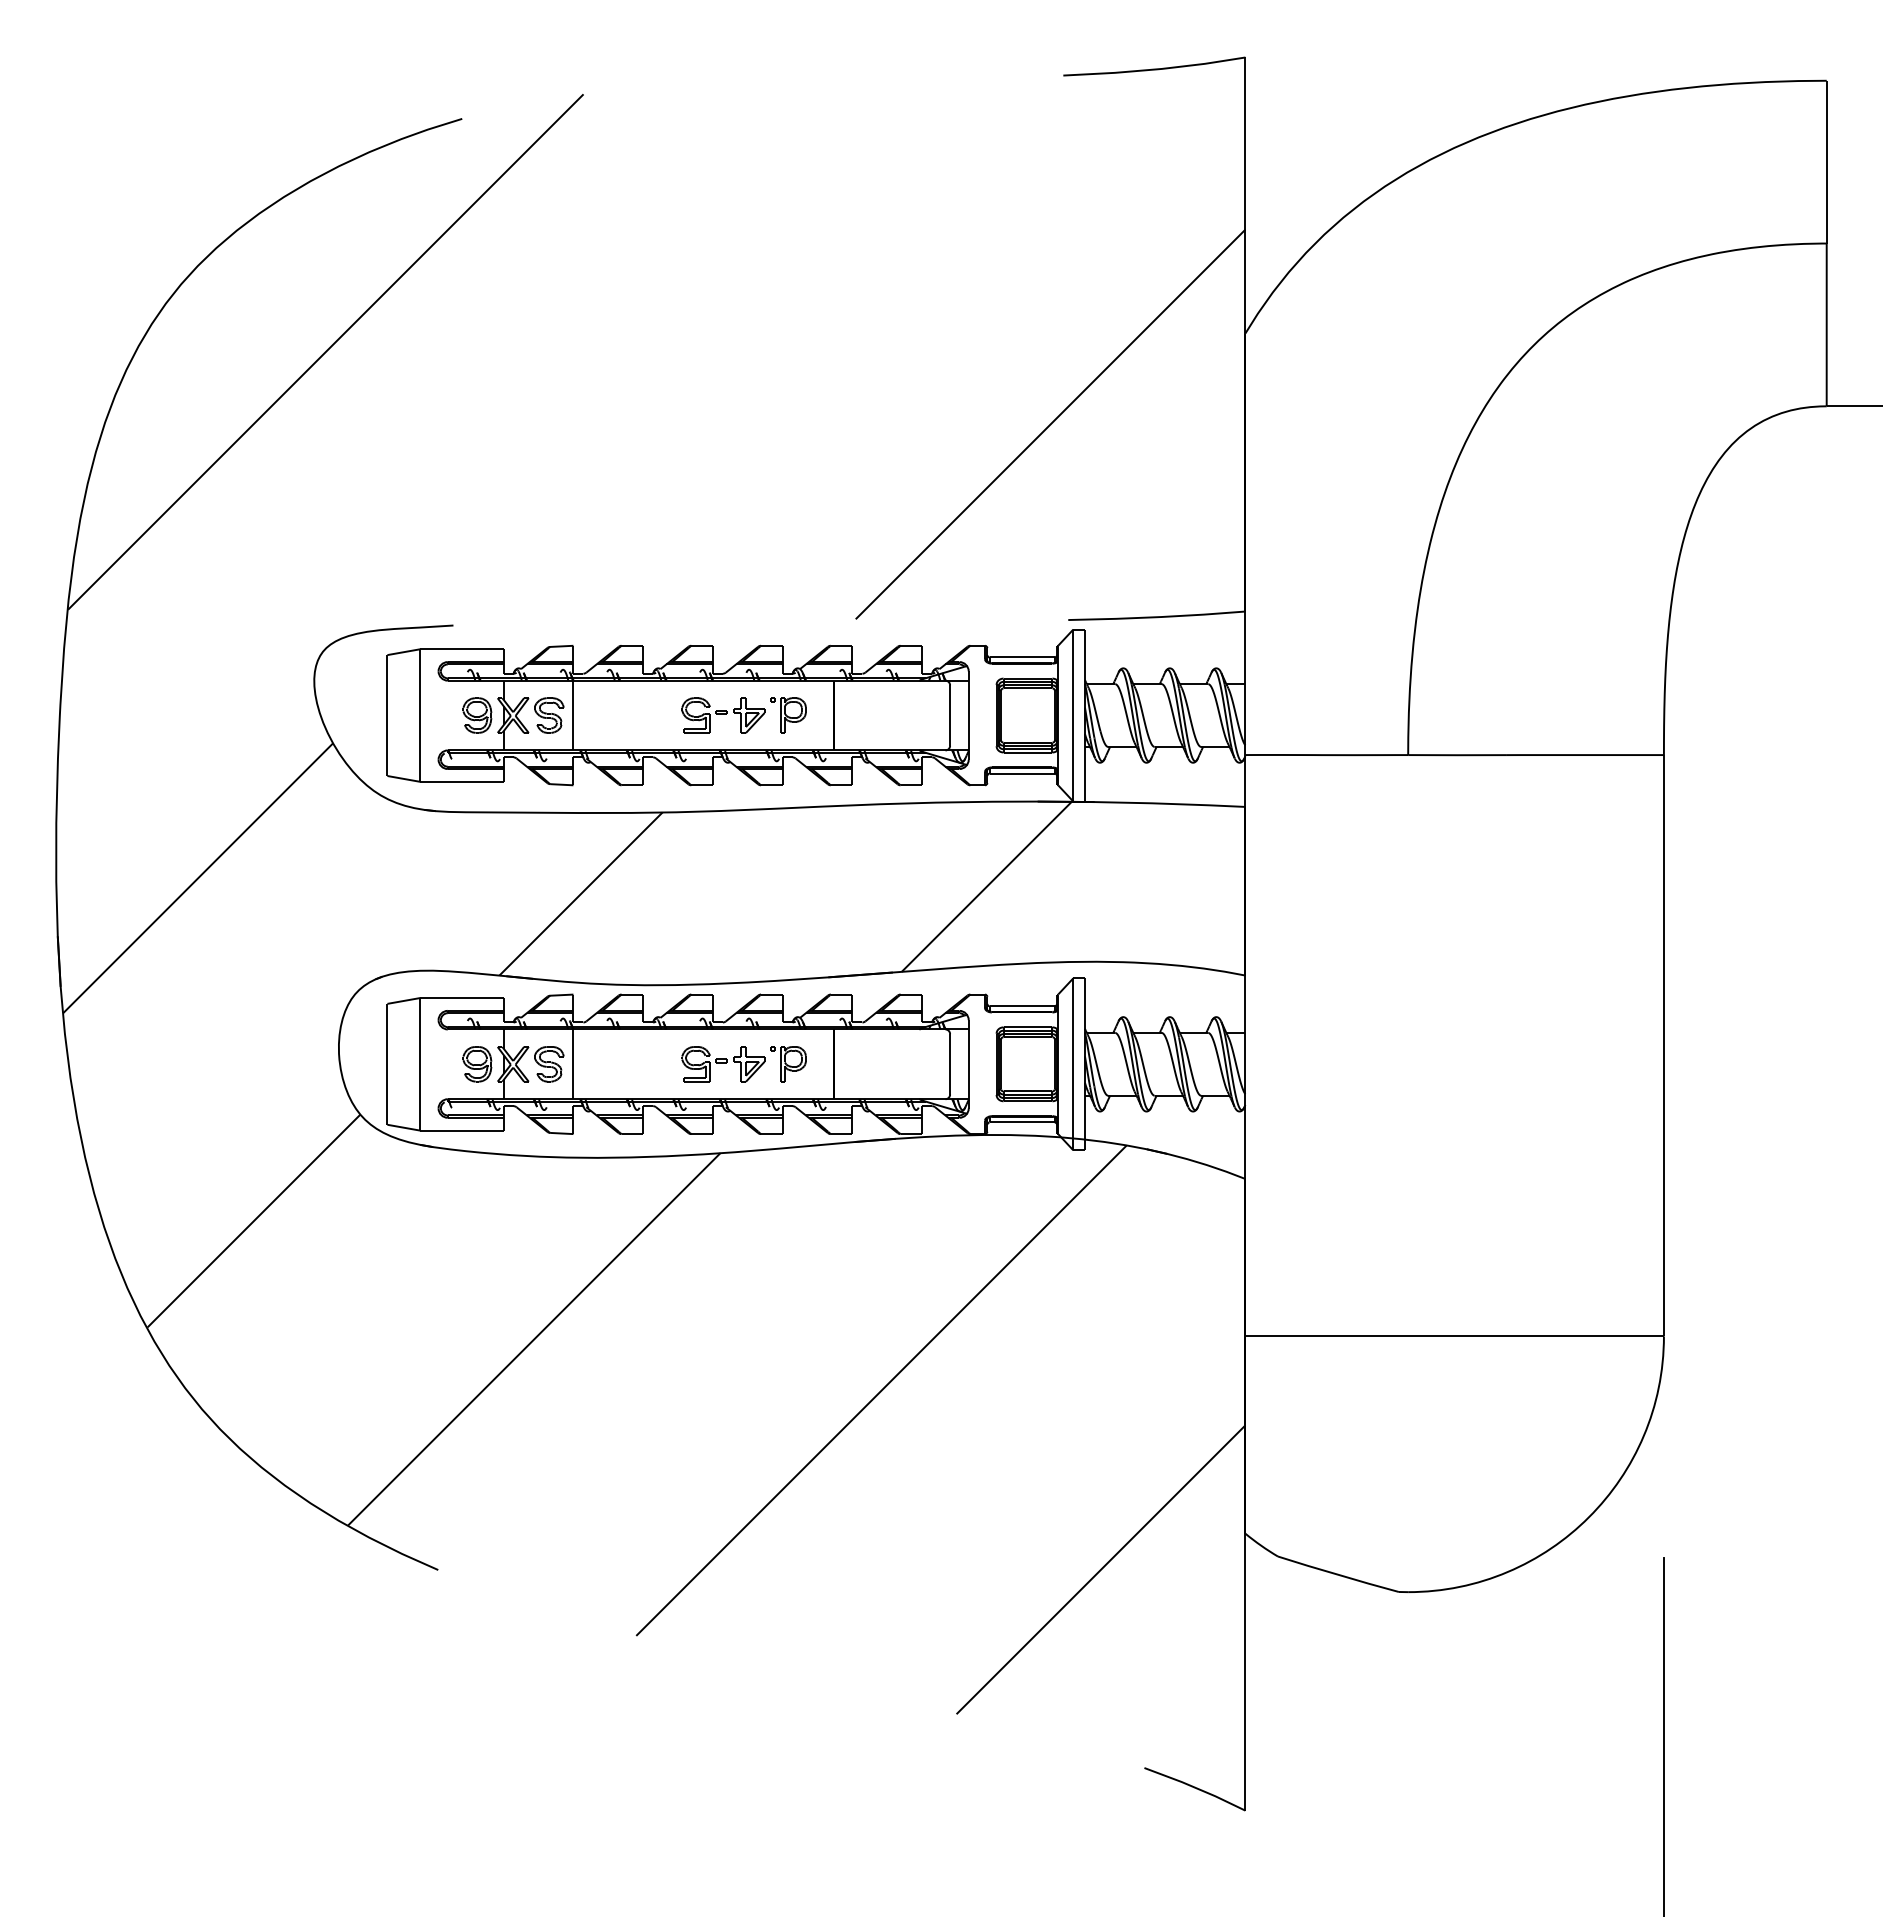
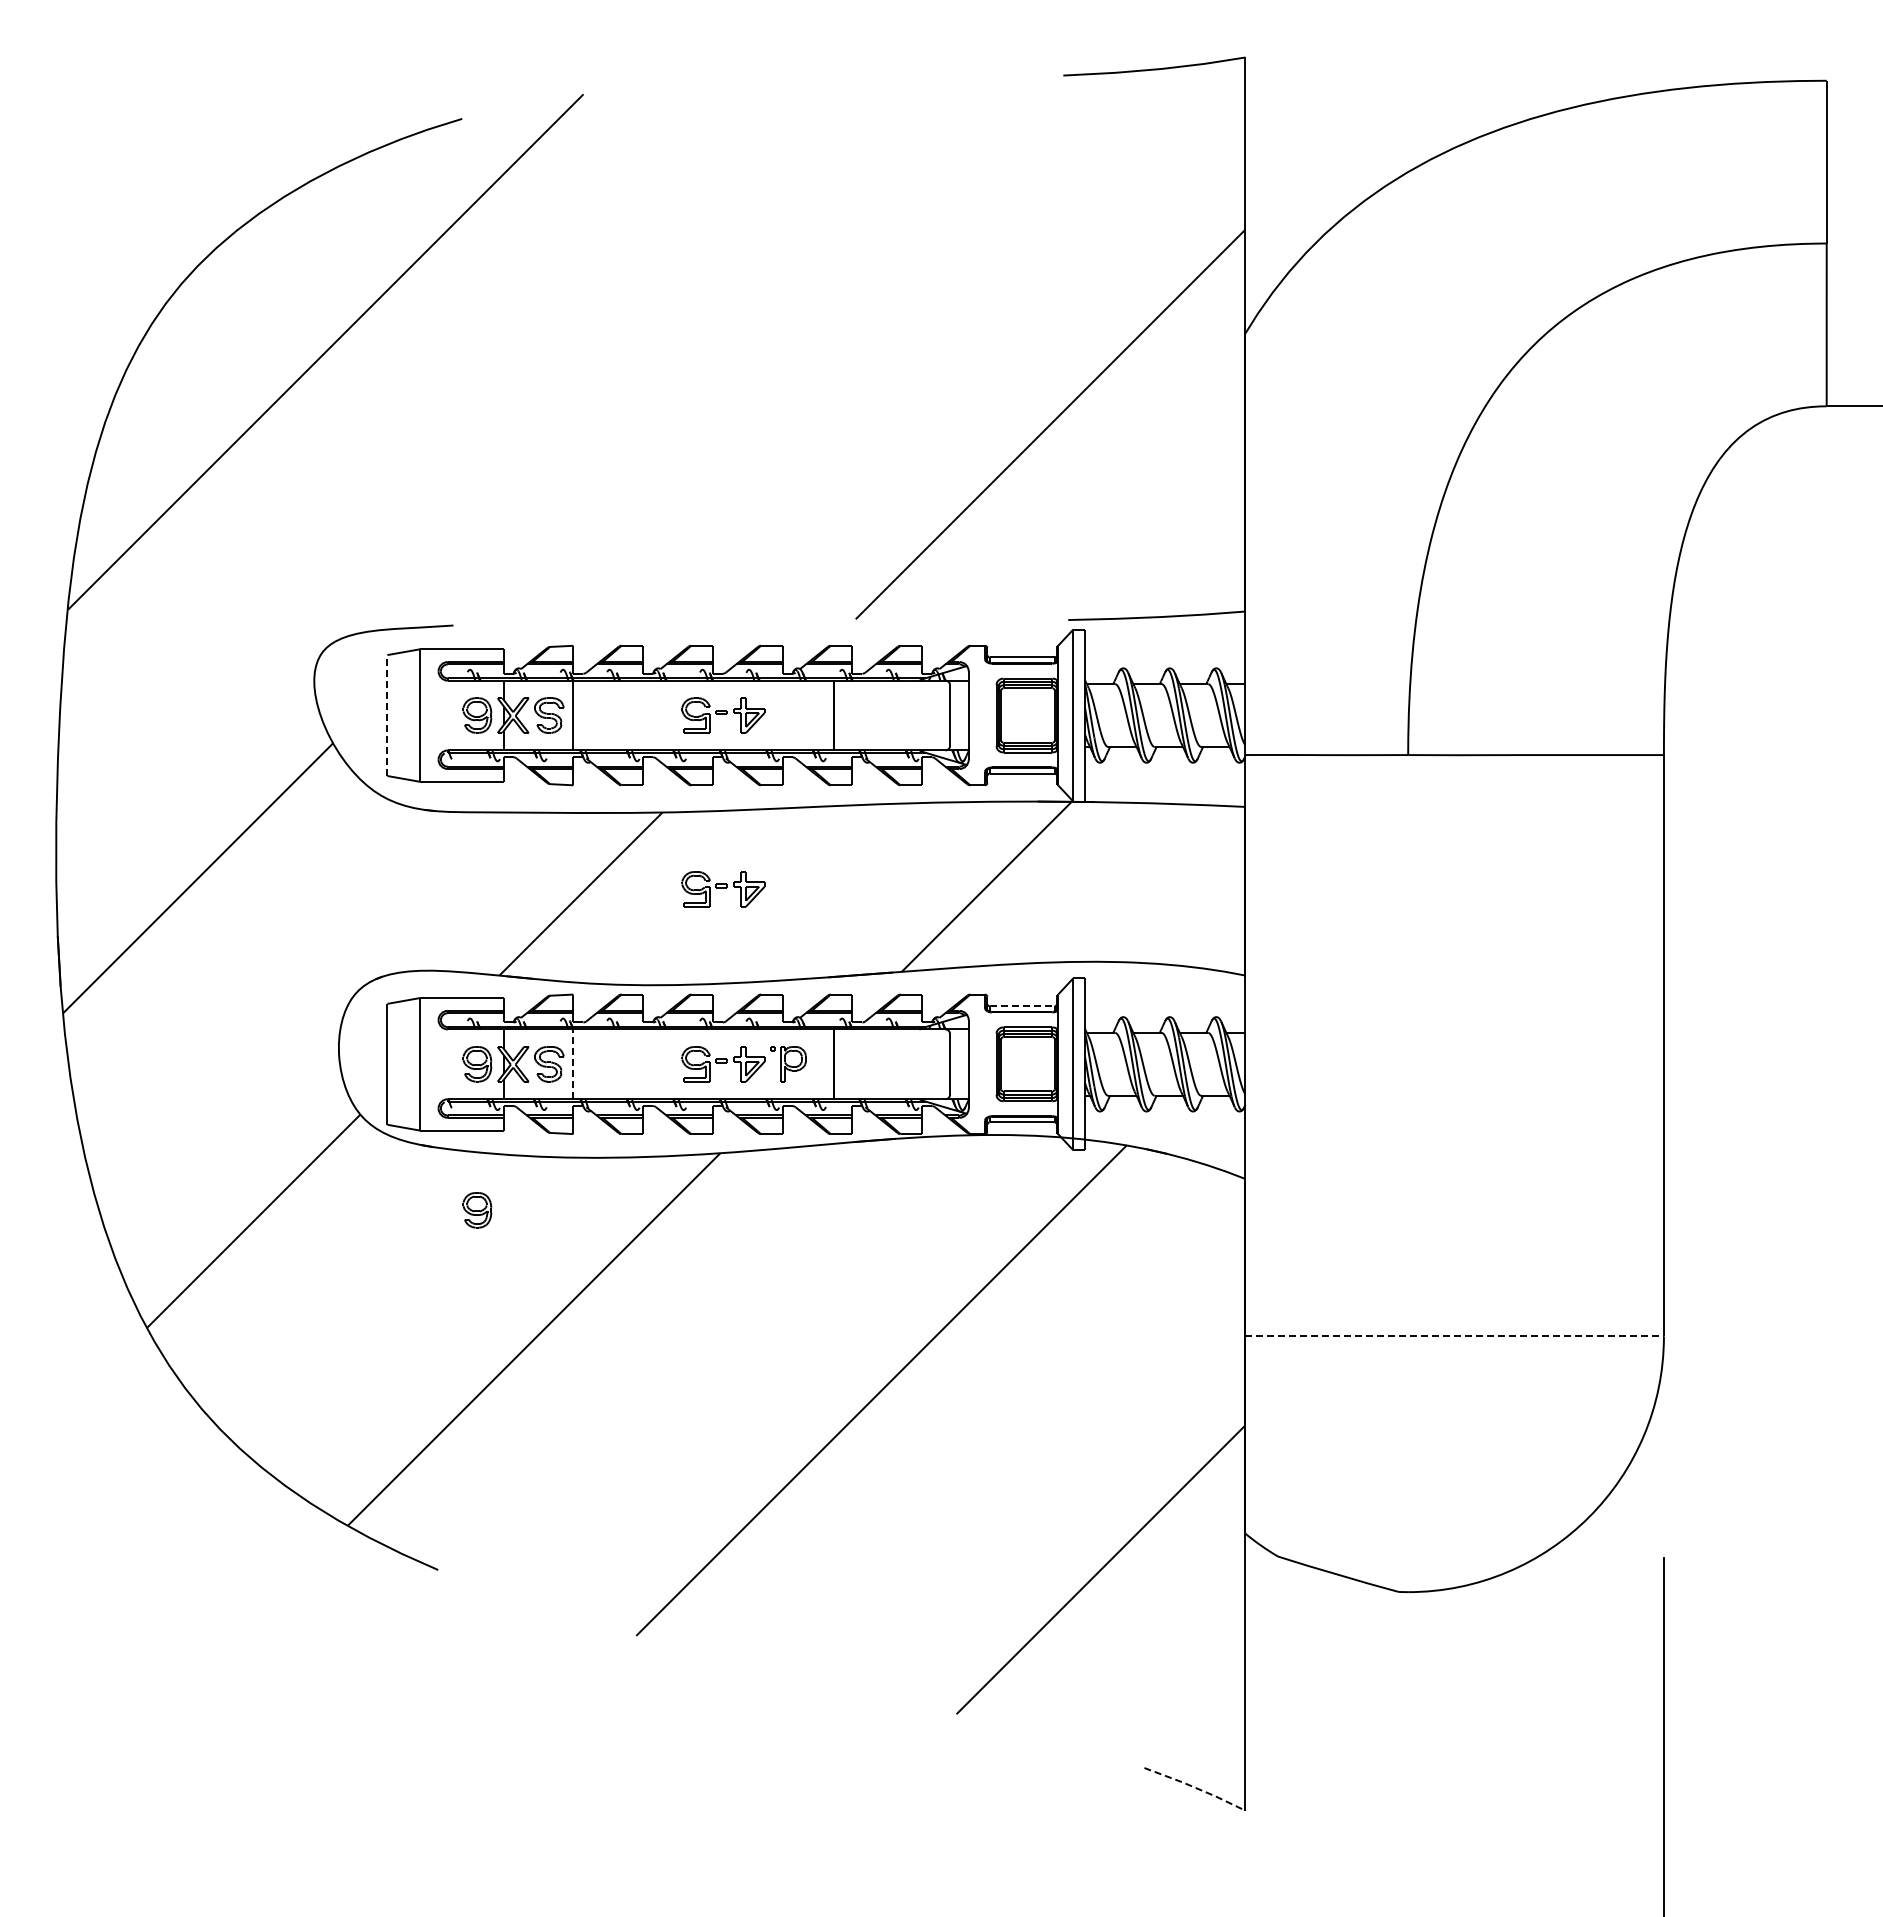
line: solid -> dashed (387, 715)
part: present -> none (788, 715)
part: none -> present (723, 889)
line: solid -> dashed (1022, 1006)
line: solid -> dashed (573, 1064)
part: none -> present (477, 1210)
line: solid -> dashed (1455, 1336)
line: solid -> dashed (1195, 1787)
